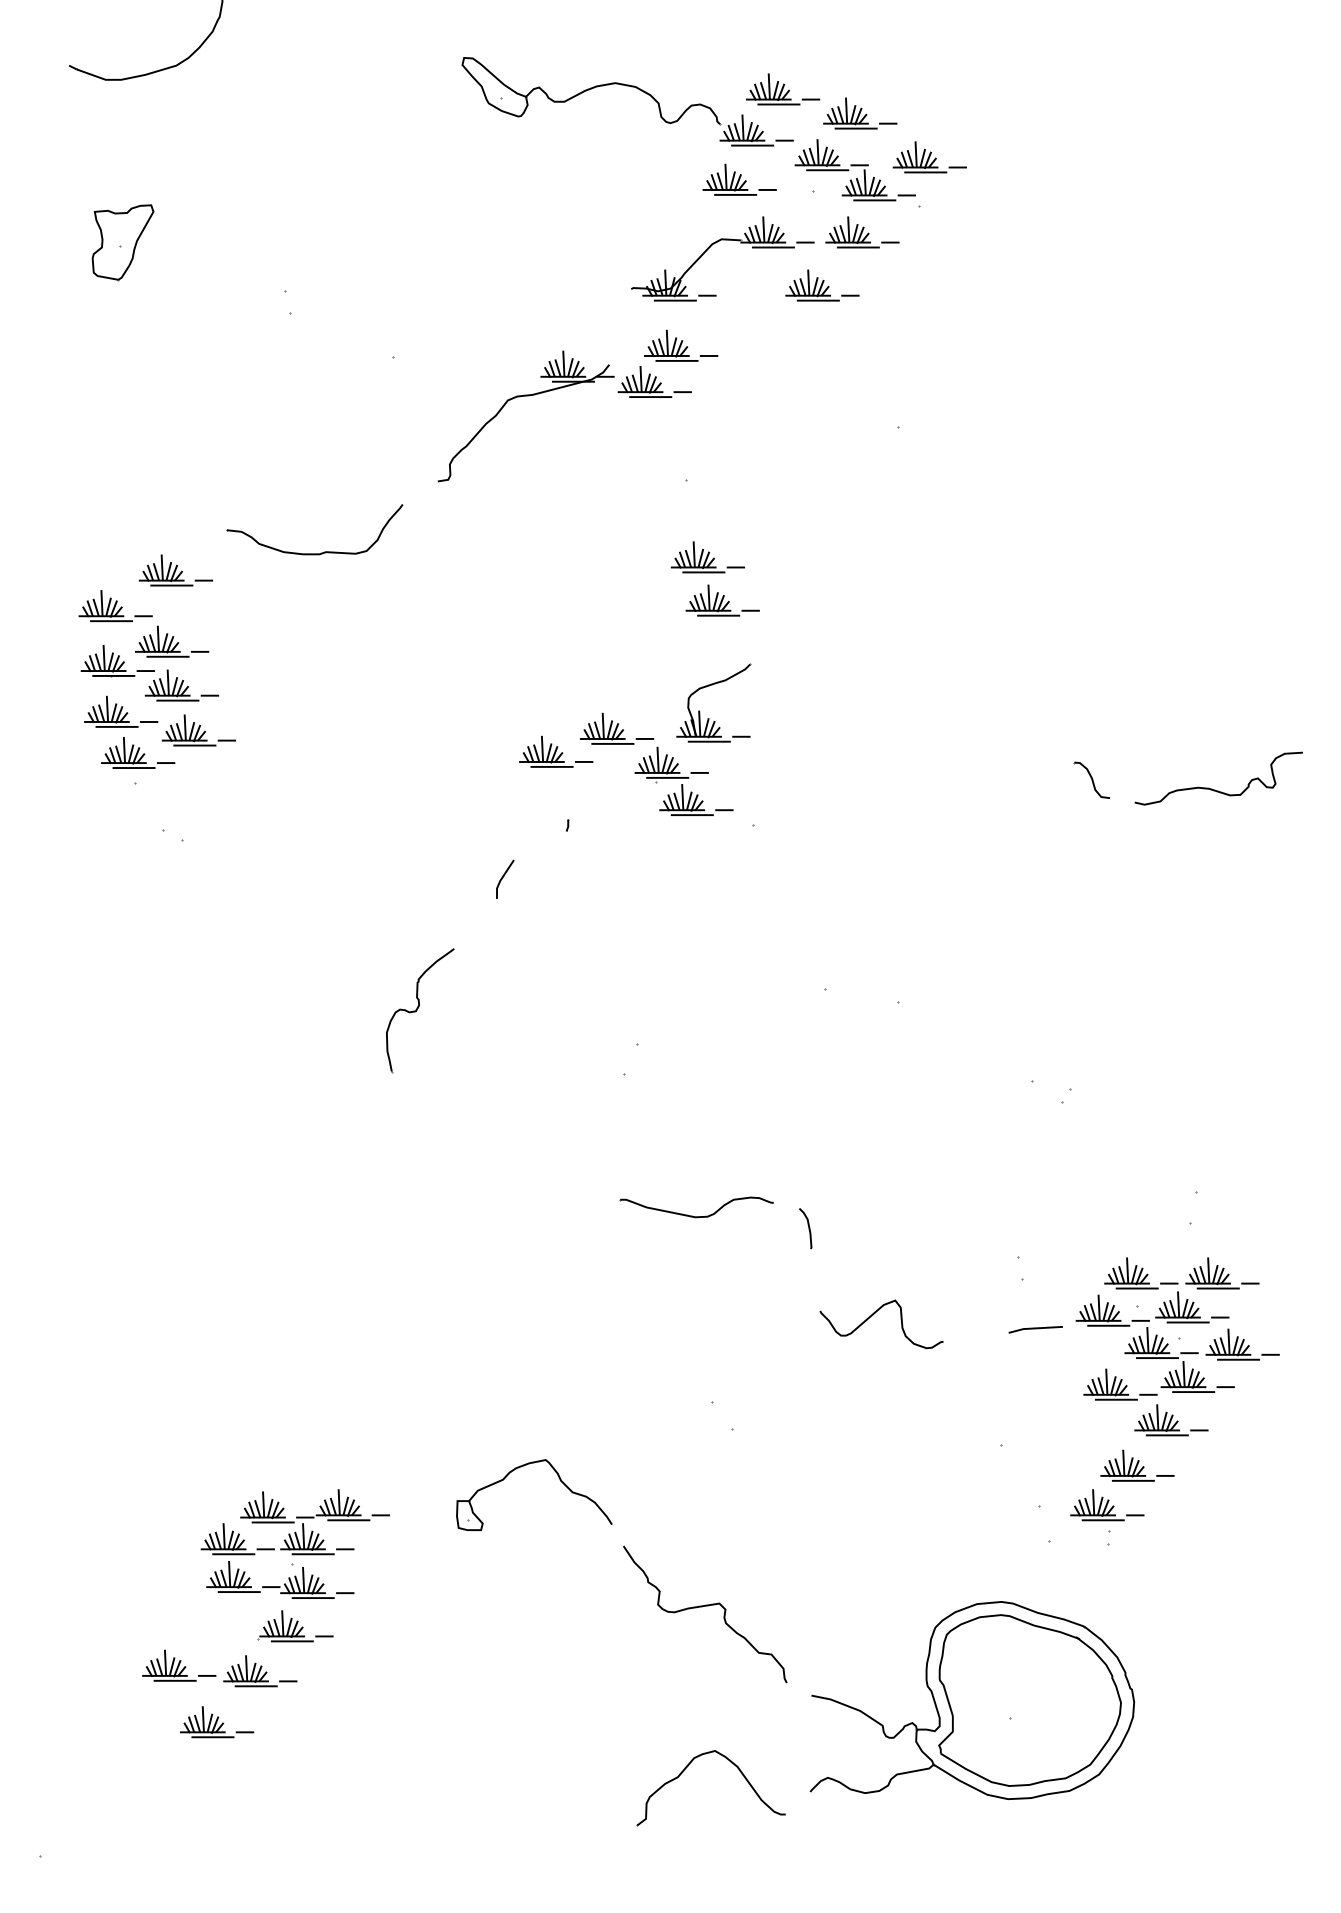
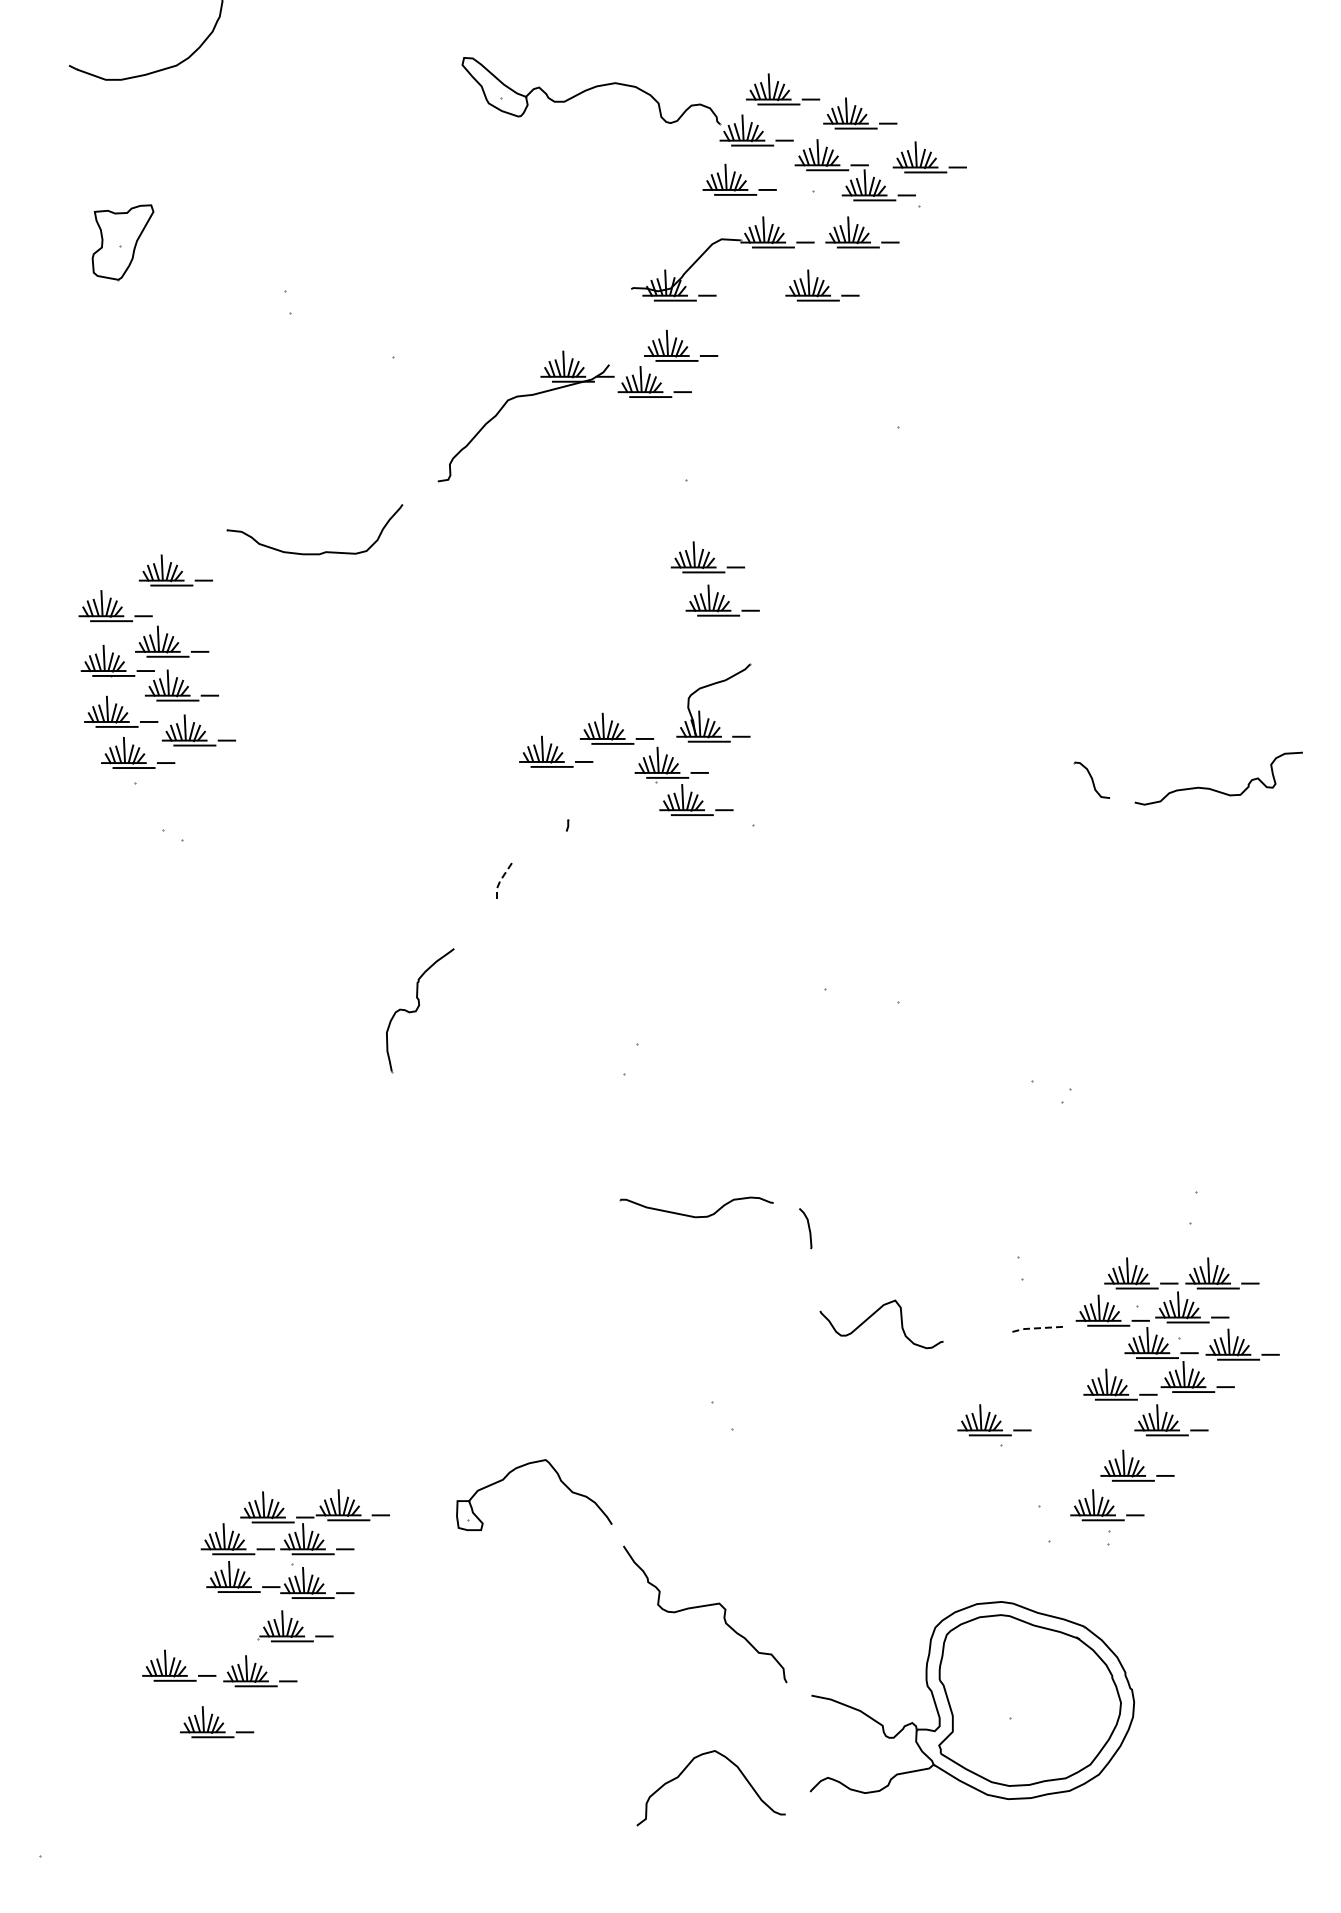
line: solid -> dashed (501, 879)
line: solid -> dashed (1034, 1328)
part: none -> present (994, 1420)
